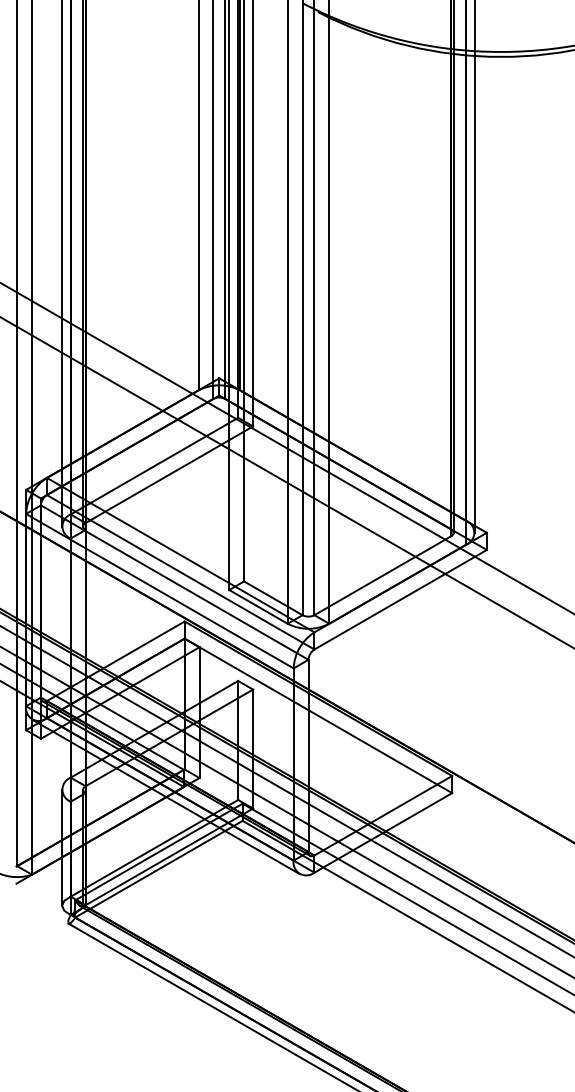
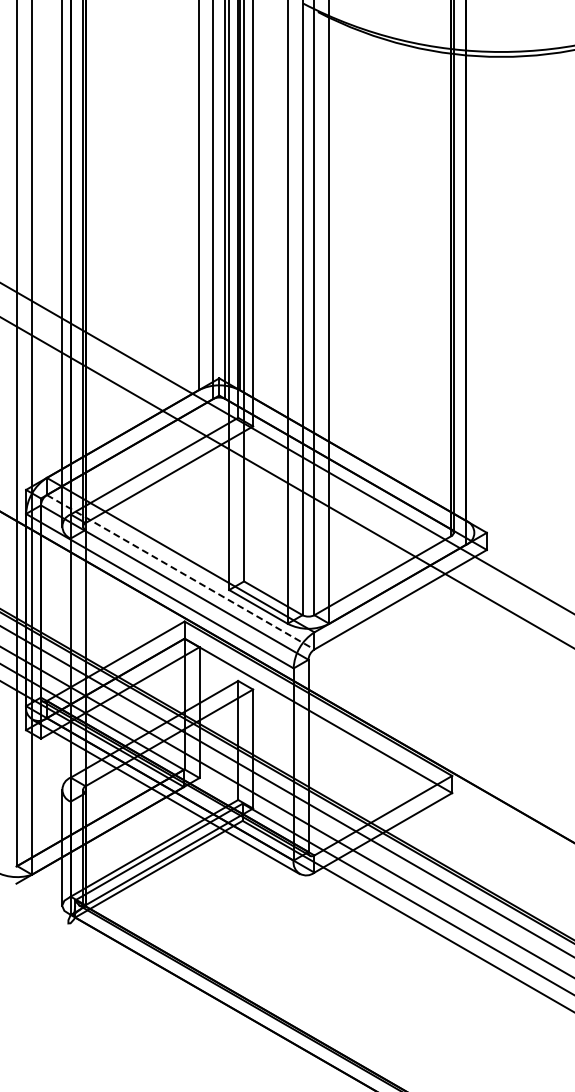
line: present -> none (474, 267)
line: solid -> dashed (181, 572)
line: present -> none (211, 1005)
